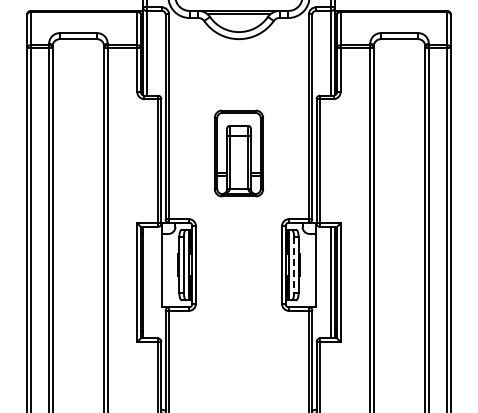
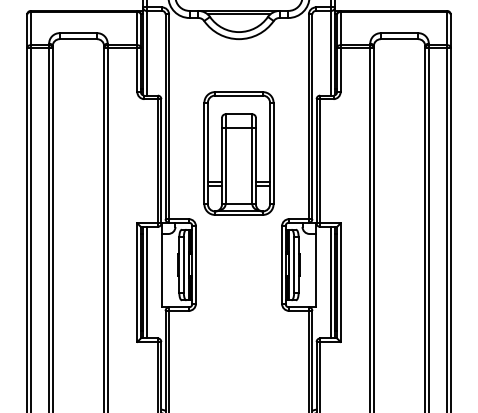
part size: 51x89 px -> 72x125 px (238, 153)
line: dashed -> solid (294, 265)
line: none -> present (146, 282)
